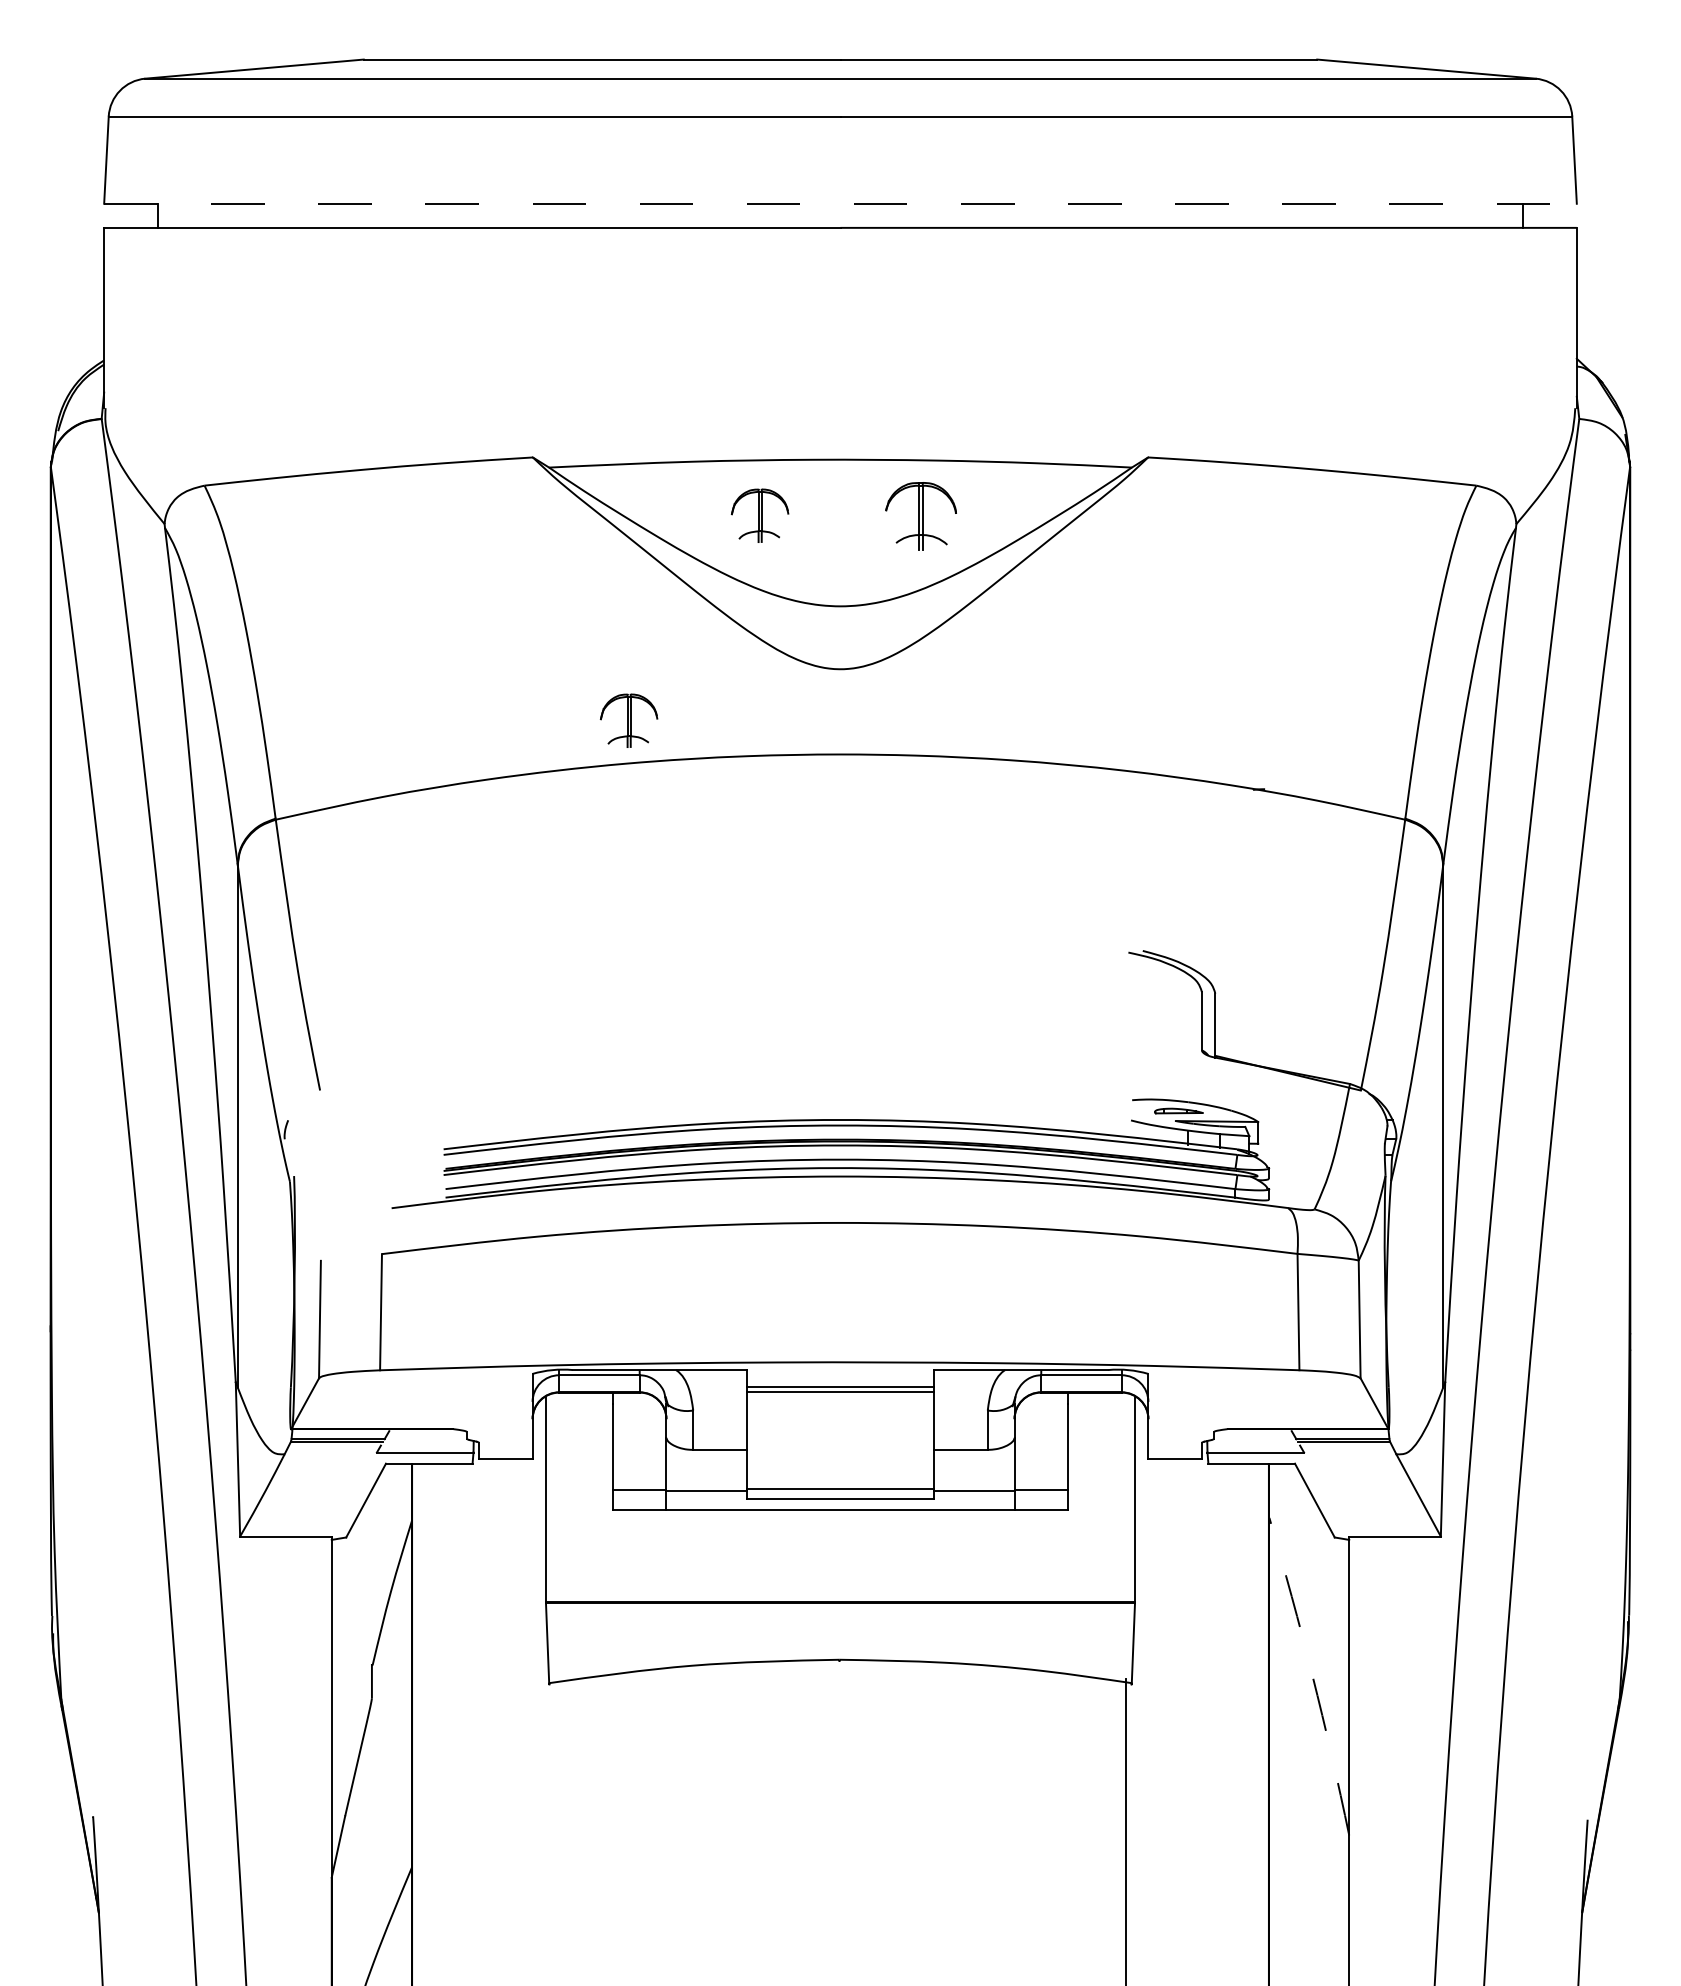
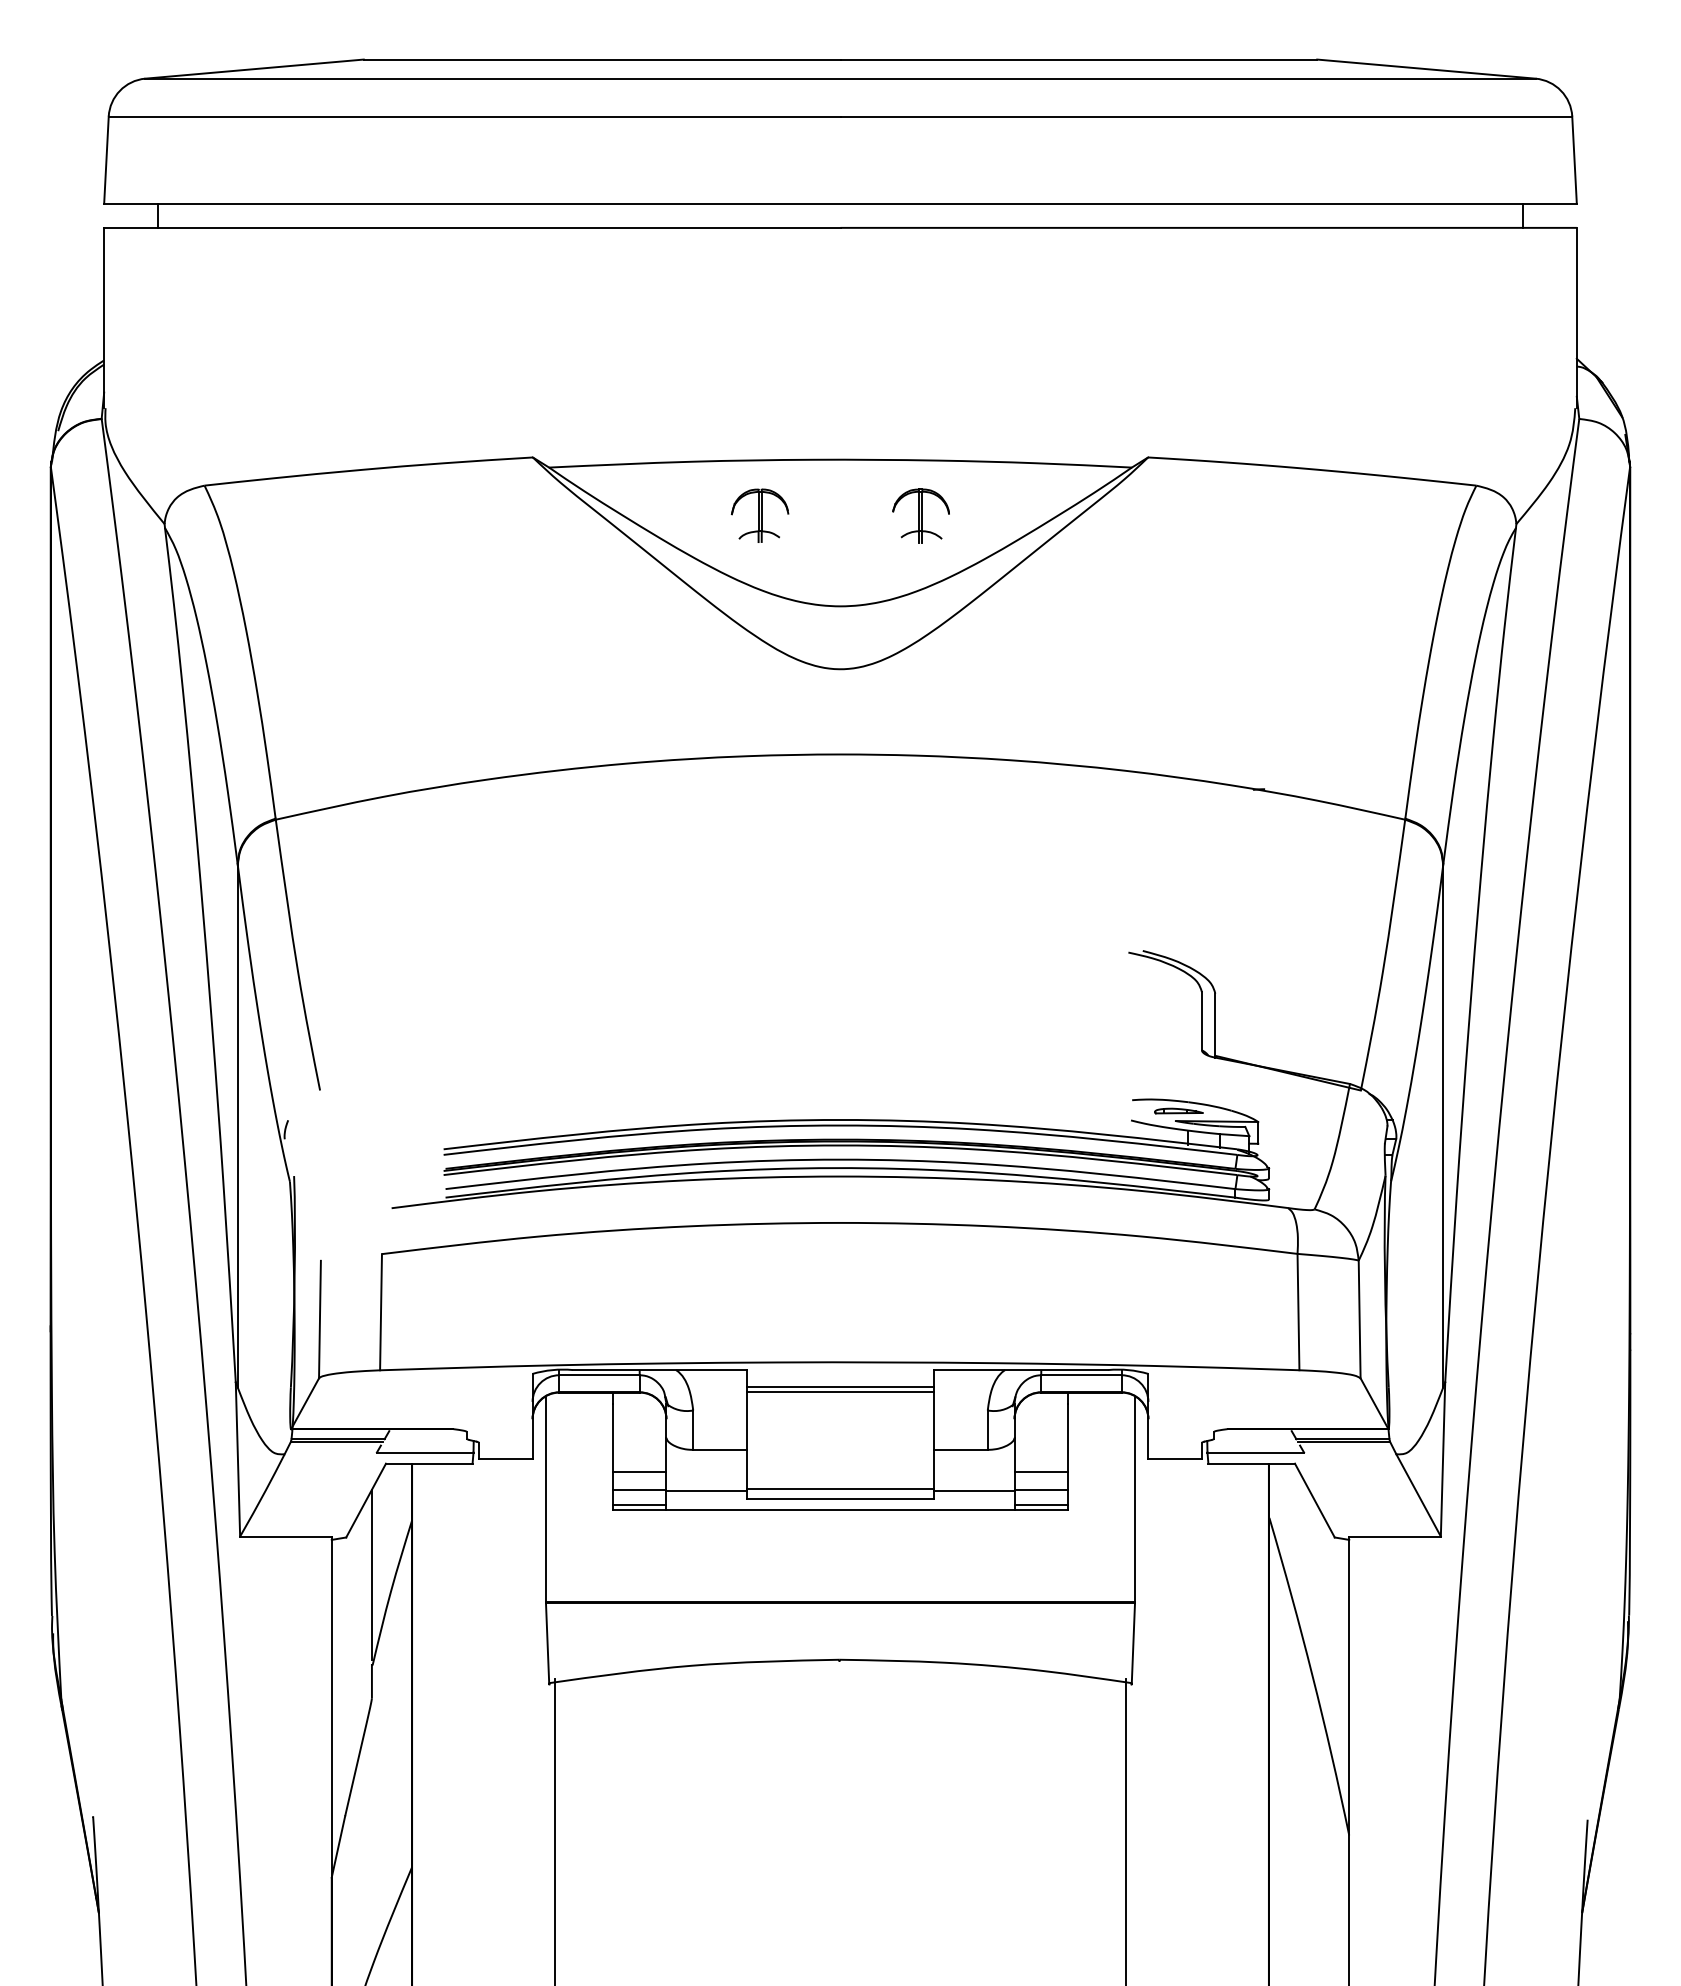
line: dashed -> solid (841, 203)
part size: 72x69 px -> 58x56 px (920, 515)
part: present -> none (628, 720)
line: none -> present (639, 1472)
line: none -> present (1041, 1472)
line: none -> present (639, 1505)
line: none -> present (1041, 1505)
line: none -> present (371, 1574)
arc: dashed -> solid (1312, 1675)
line: none -> present (555, 1830)
